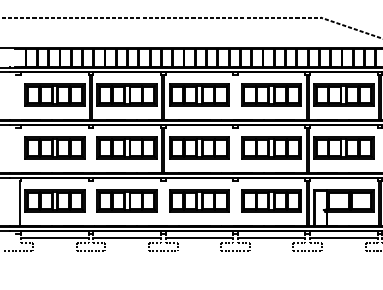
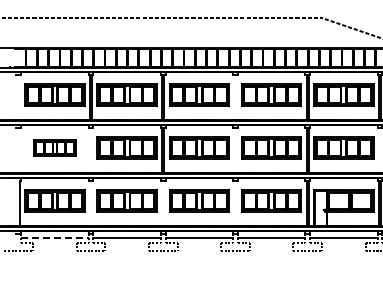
part size: 62x24 px -> 44x18 px (54, 147)
line: solid -> dashed (54, 237)
